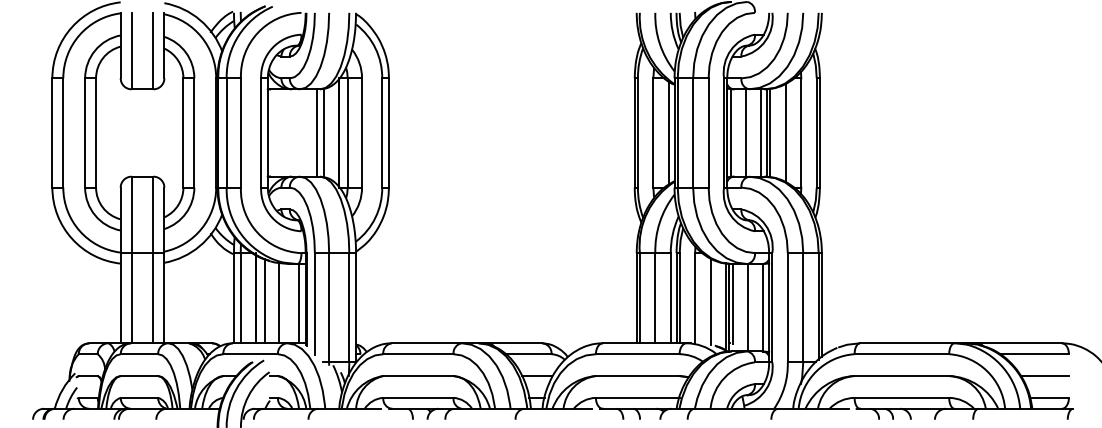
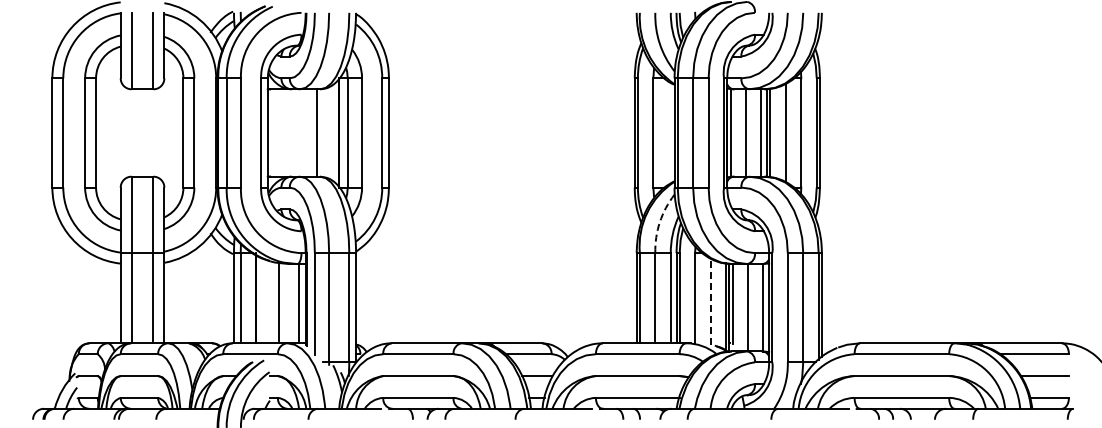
line: present -> none (323, 132)
line: present -> none (668, 132)
arc: solid -> dashed (659, 222)
line: present -> none (264, 301)
line: solid -> dashed (710, 301)
